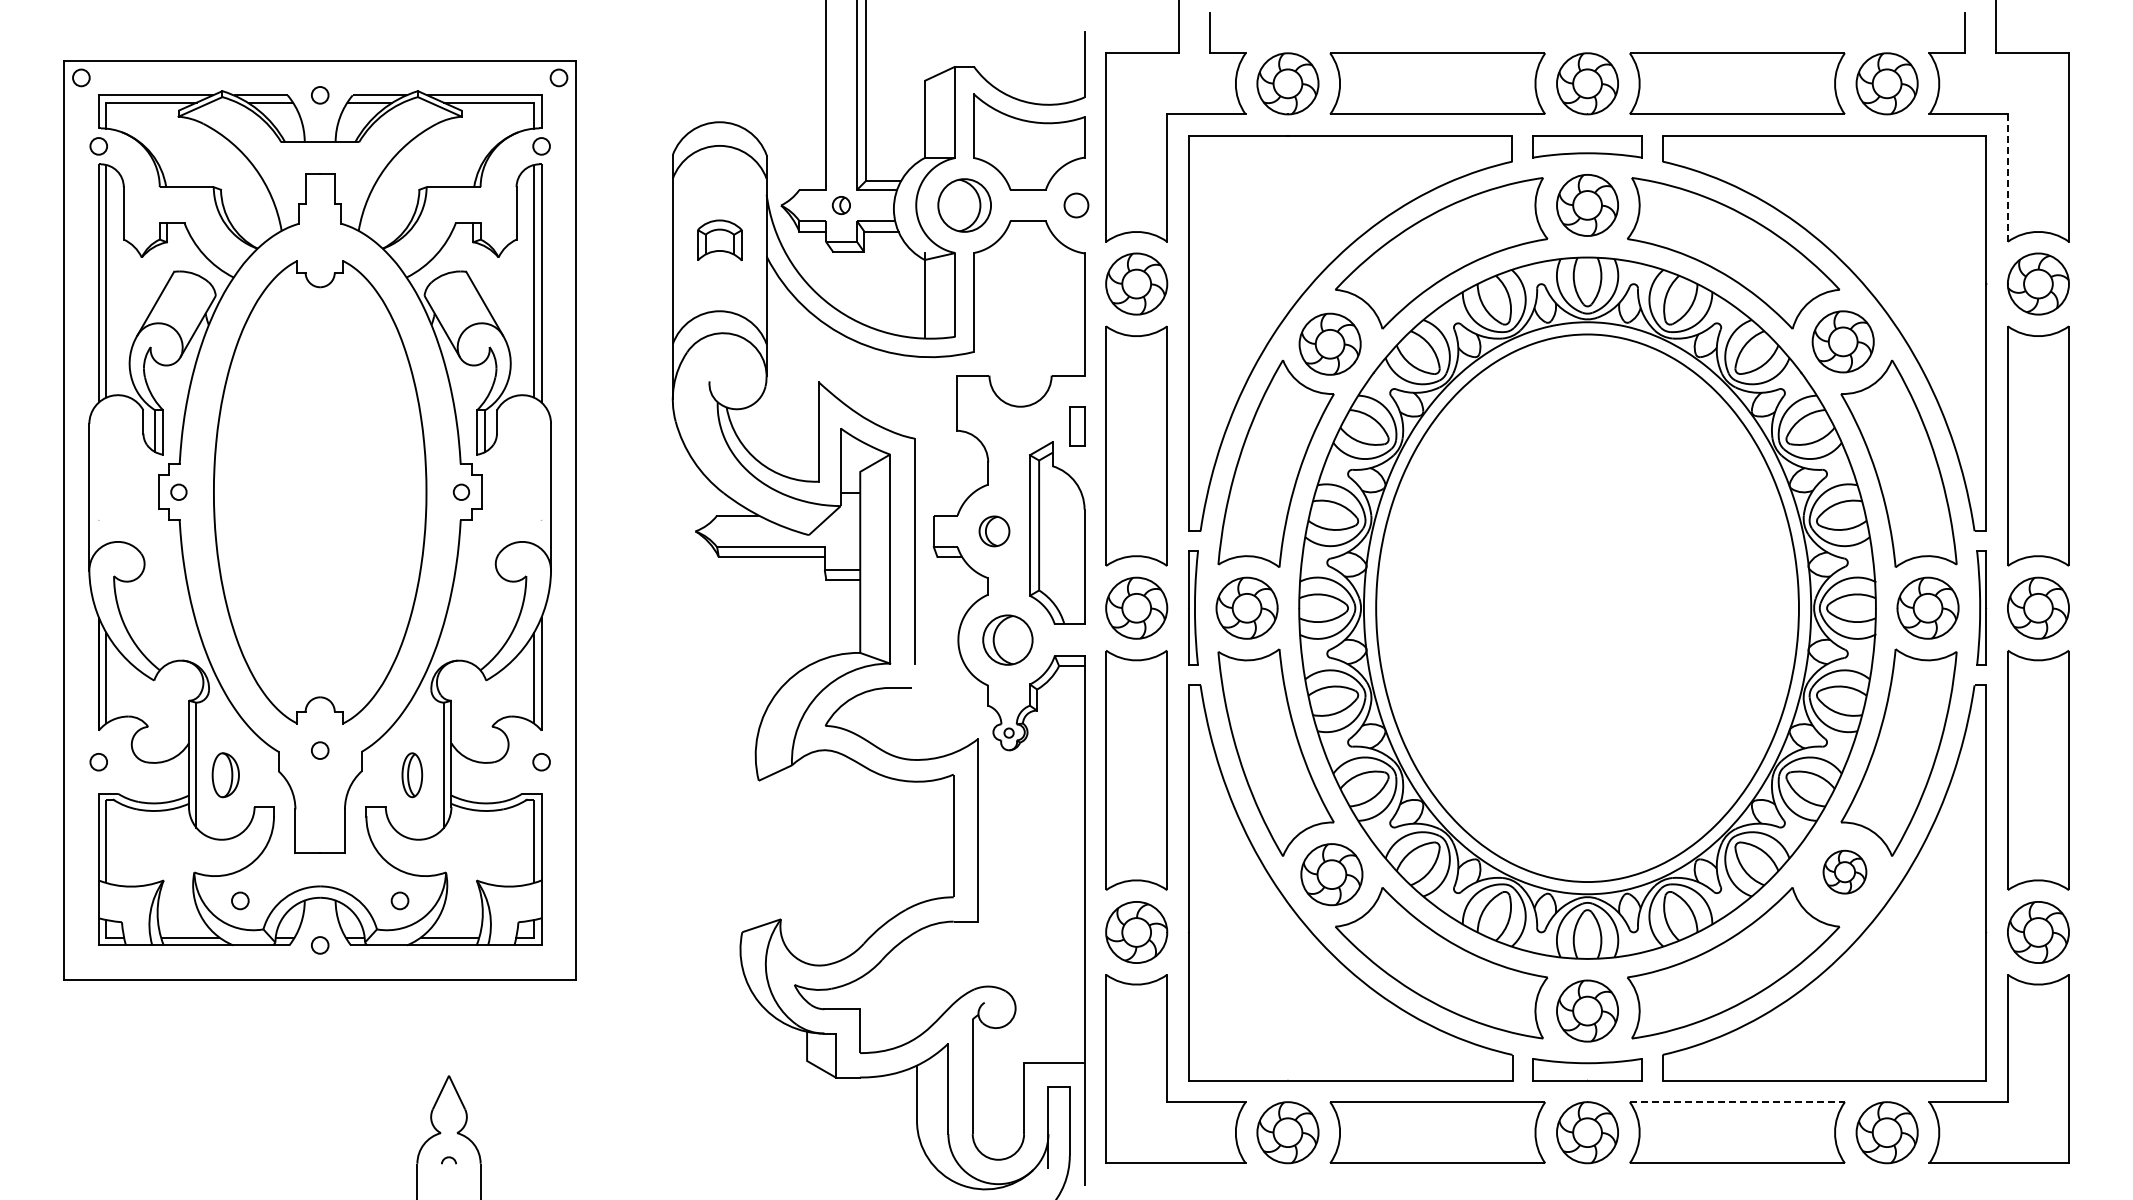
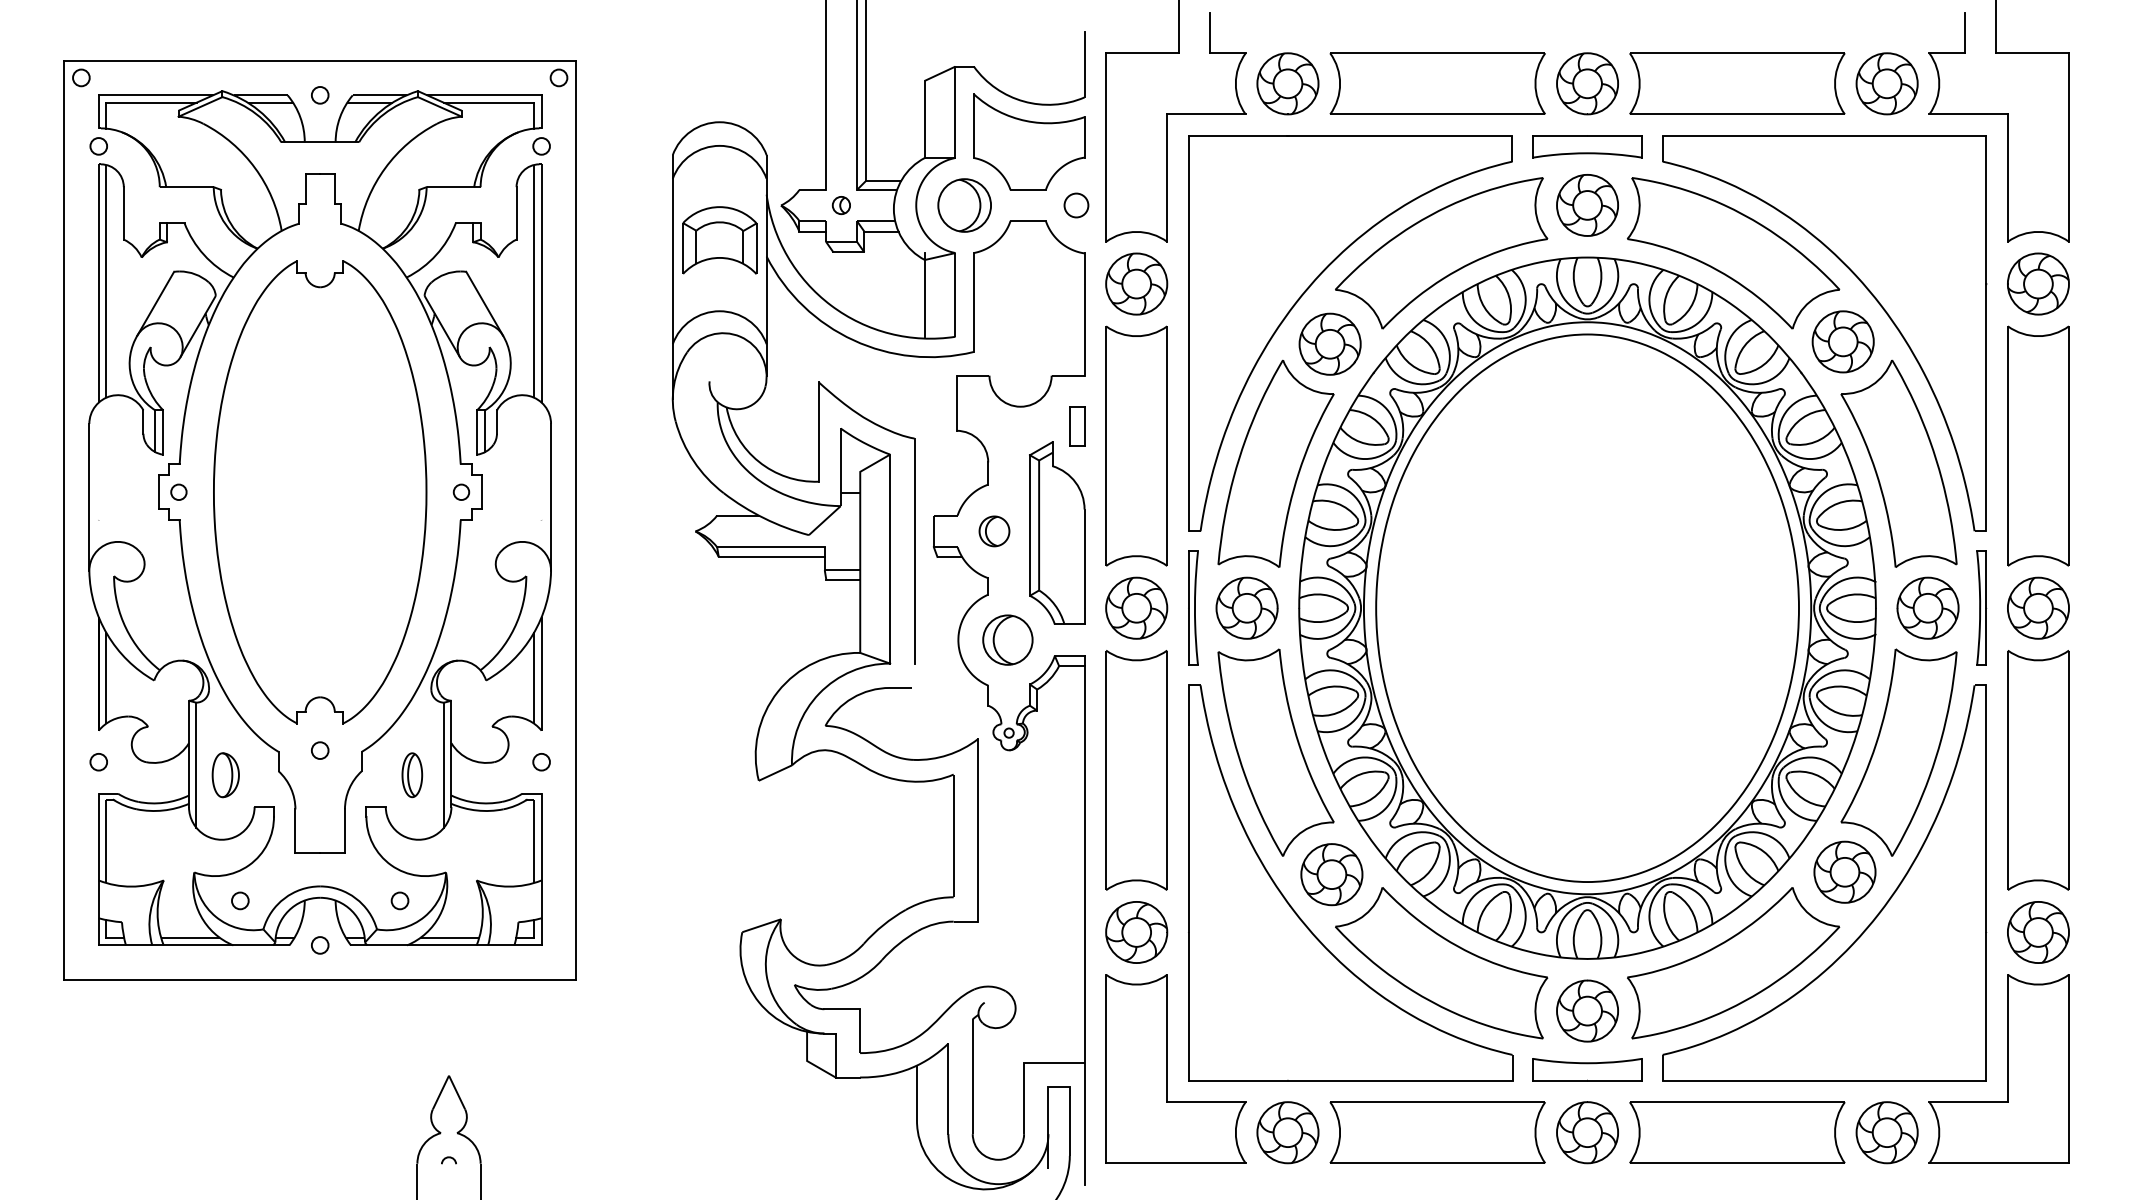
line: dashed -> solid (2007, 178)
part size: 46x43 px -> 76x69 px (719, 240)
part size: 46x46 px -> 64x64 px (1844, 871)
line: dashed -> solid (1737, 1102)
